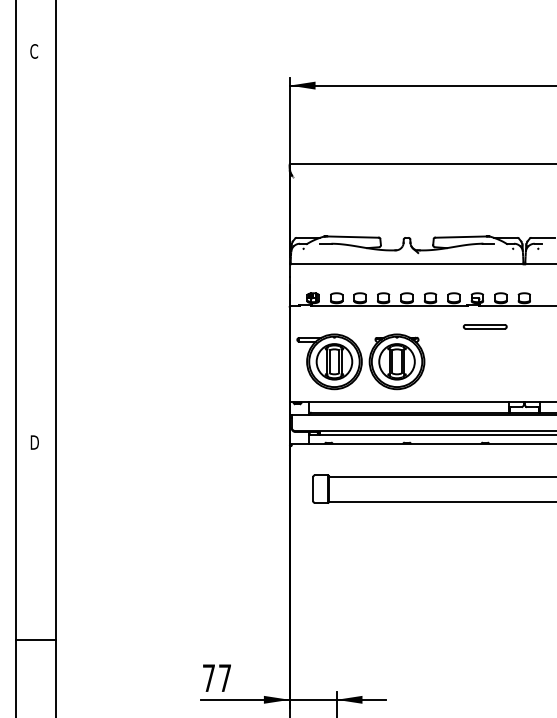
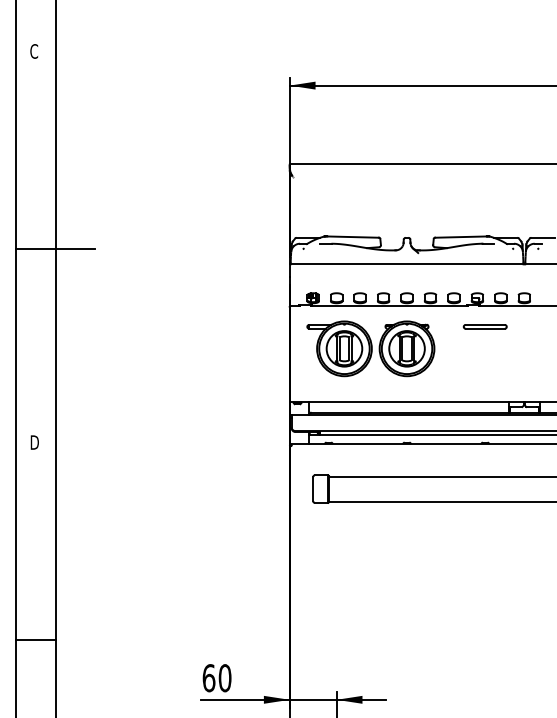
line: none -> present (55, 248)
part position: (360, 361) -> (370, 348) (370, 348)
text: 77 -> 60 (216, 678)
